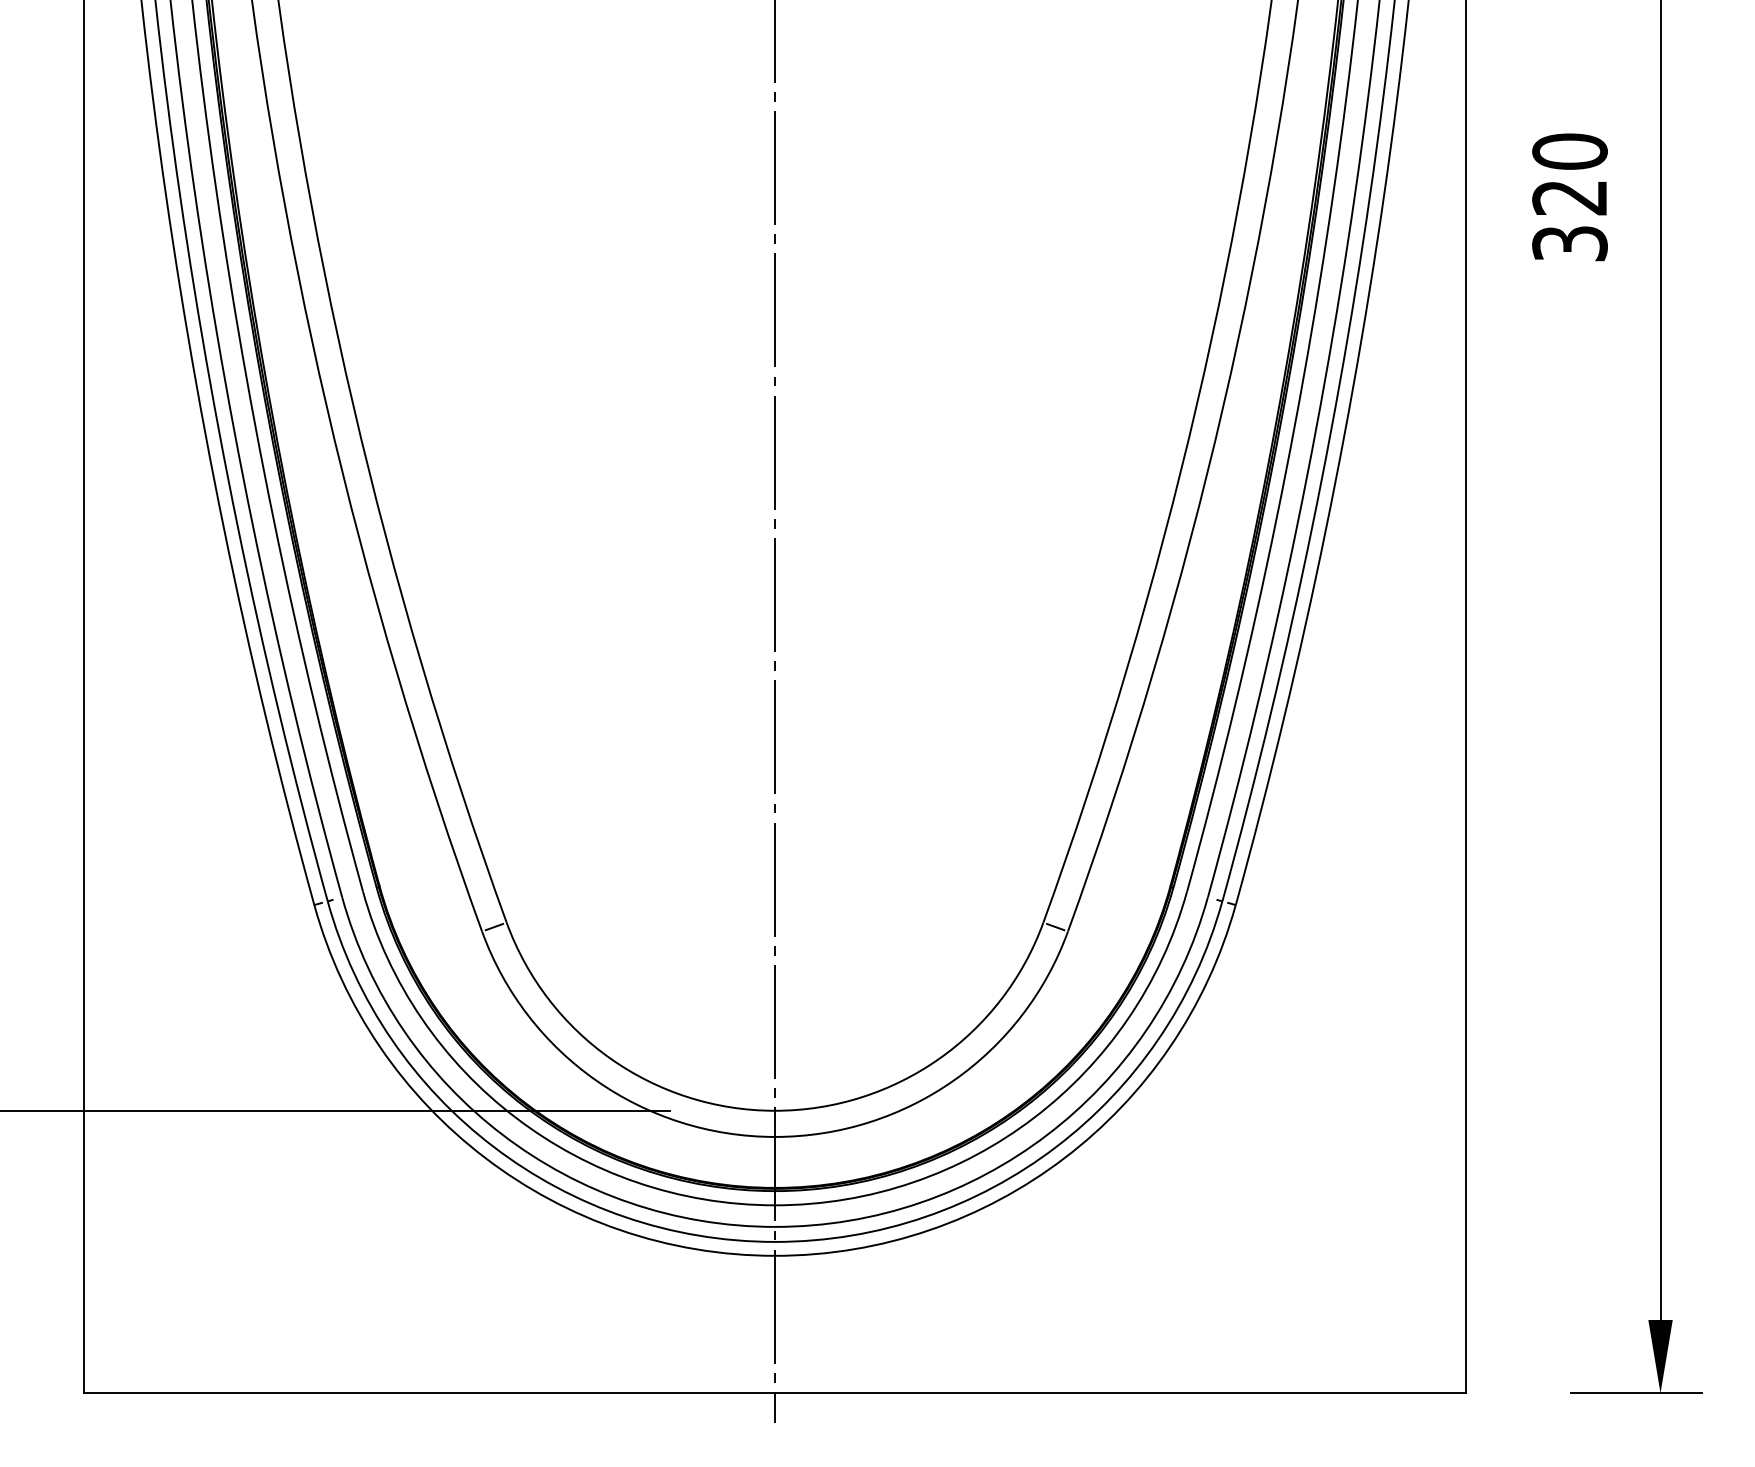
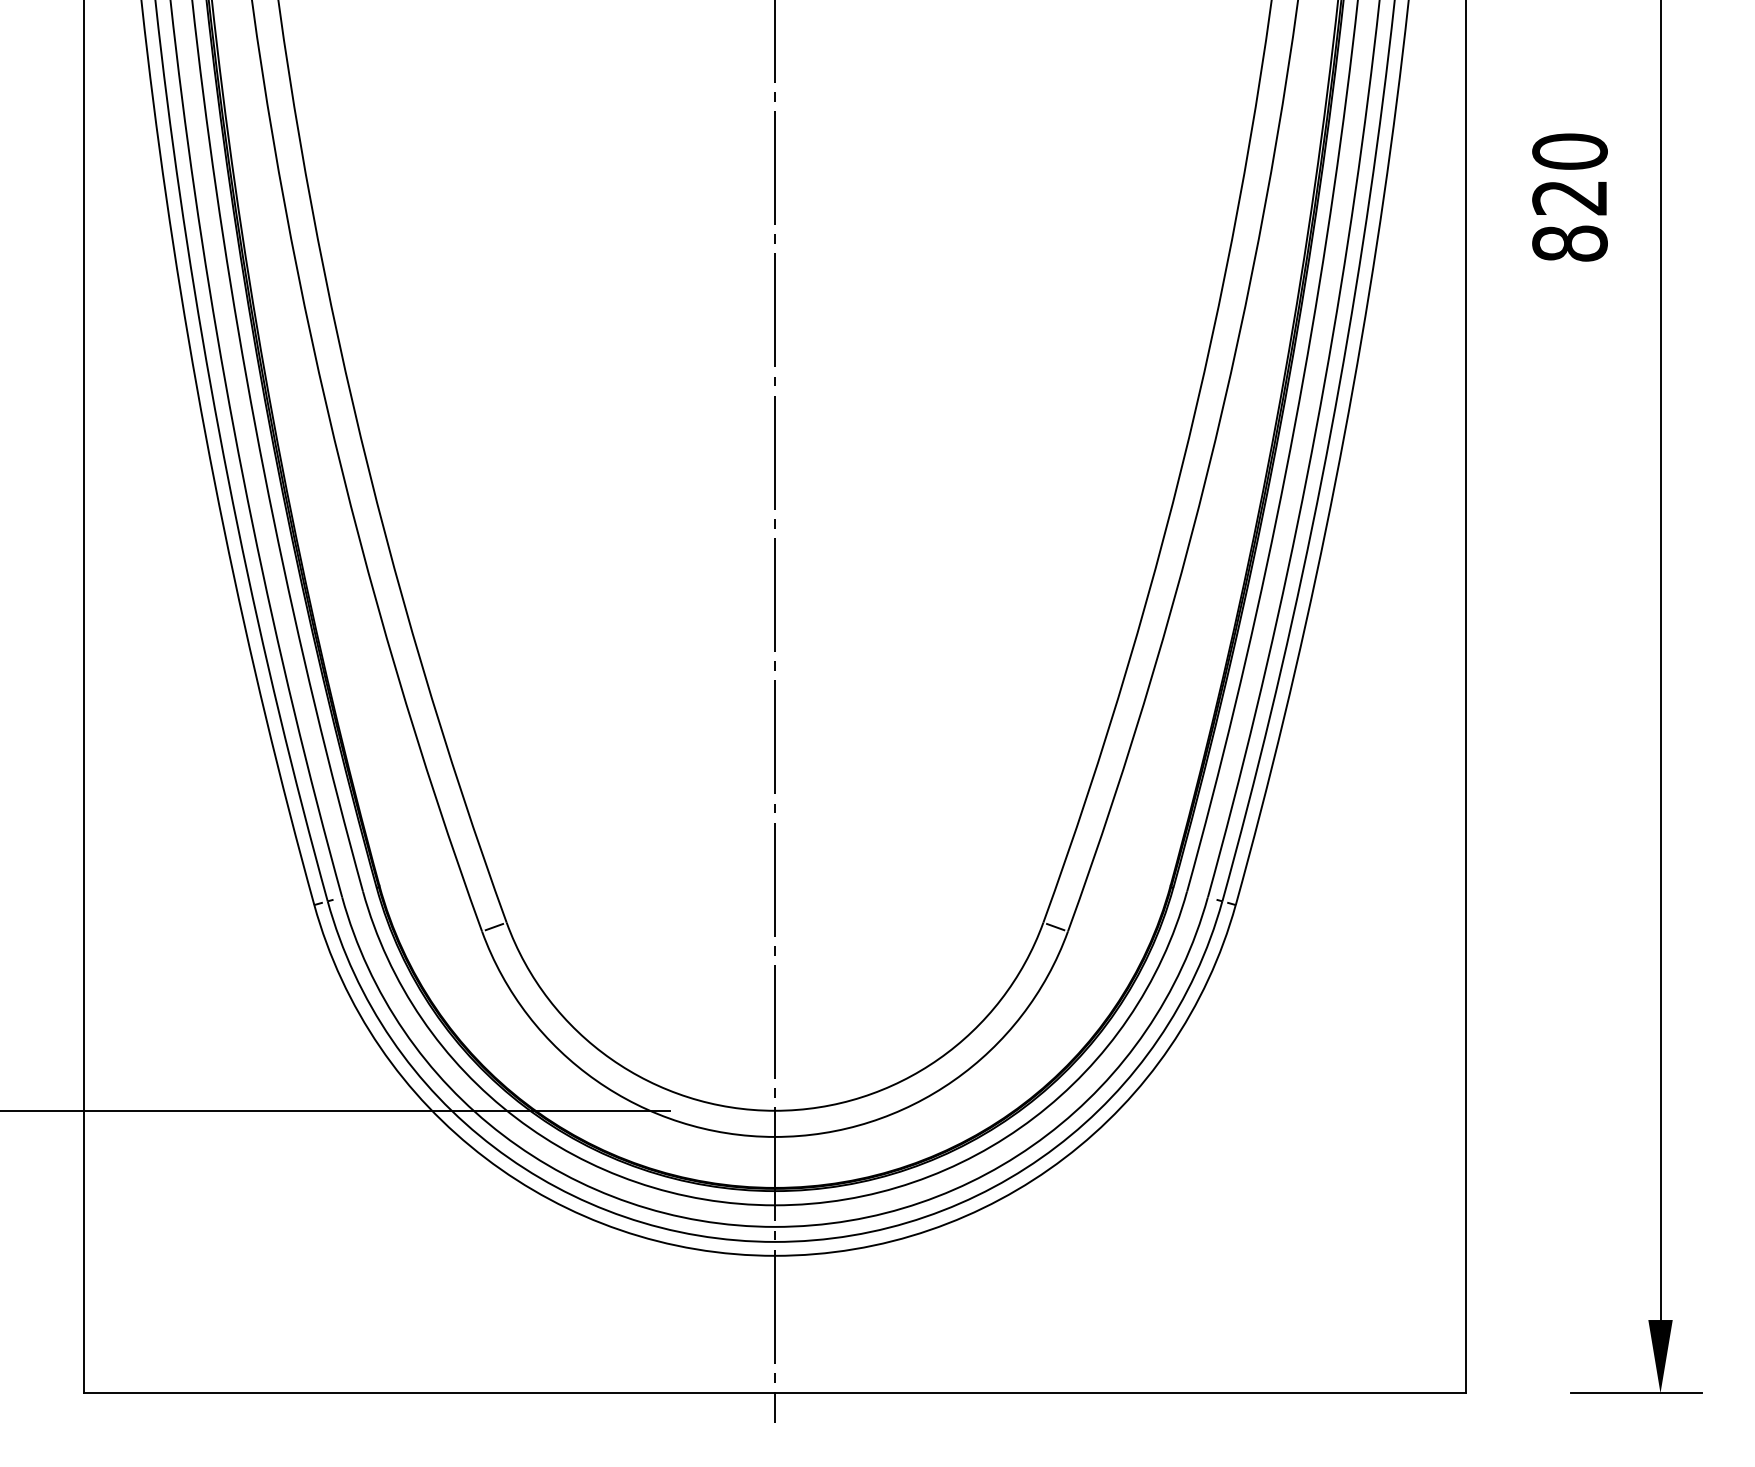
text: 320 -> 820 (1569, 243)
